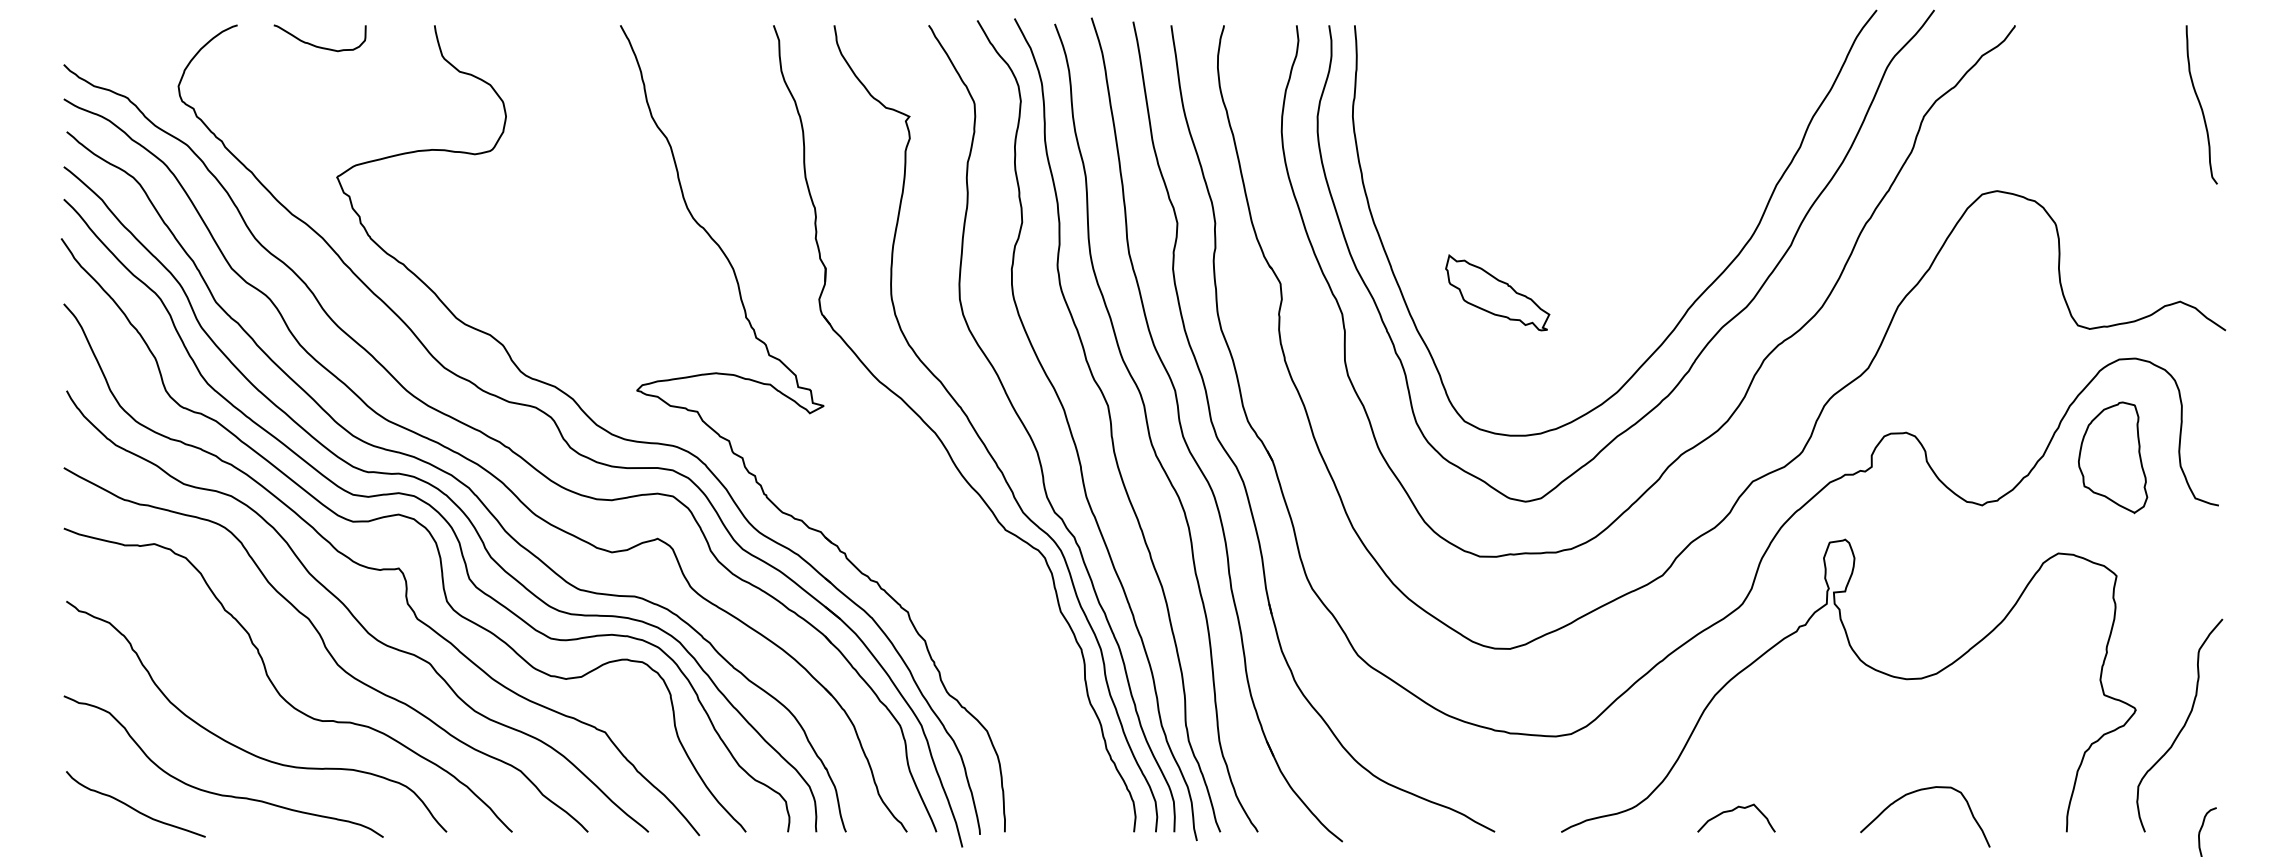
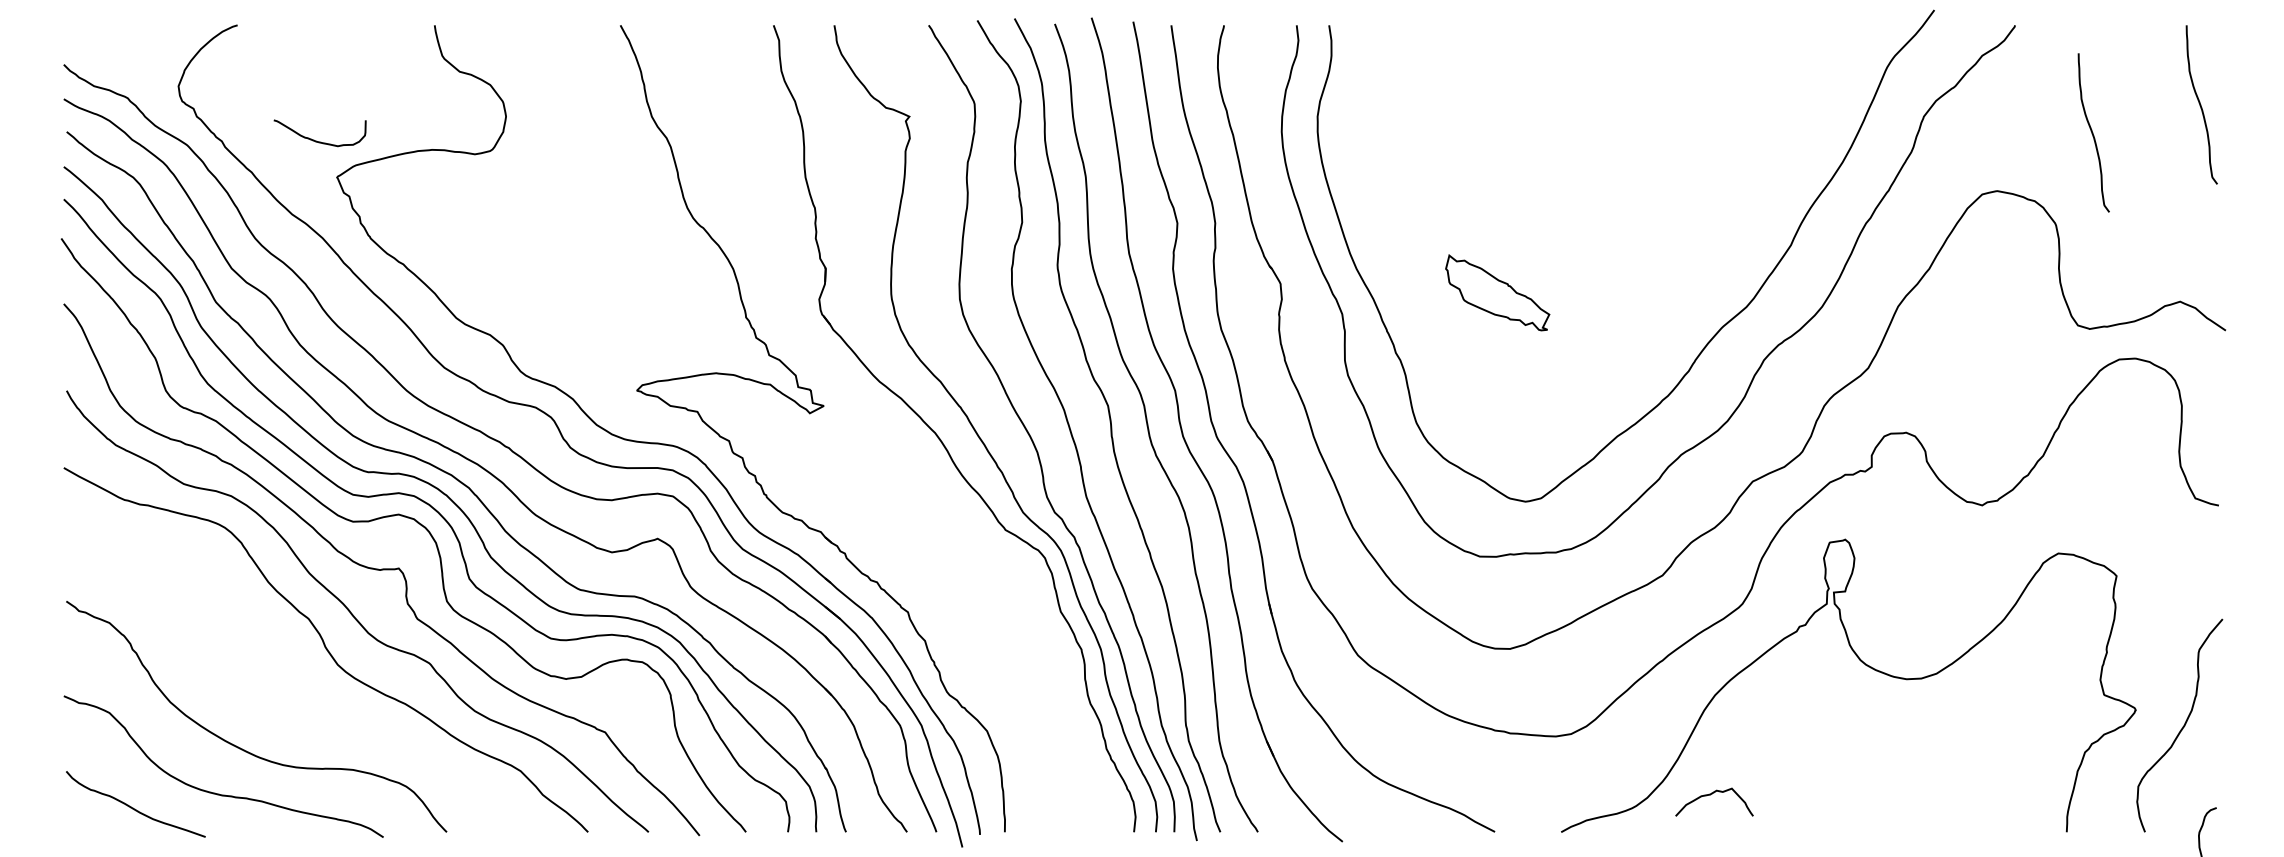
curve position: (316, 45) -> (316, 140) (316, 140)
curve: none -> present (2093, 132)
curve: present -> none (1693, 301)
part: present -> none (2113, 457)
curve: present -> none (275, 686)
curve: present -> none (1918, 791)
curve position: (1732, 811) -> (1710, 795) (1710, 795)
